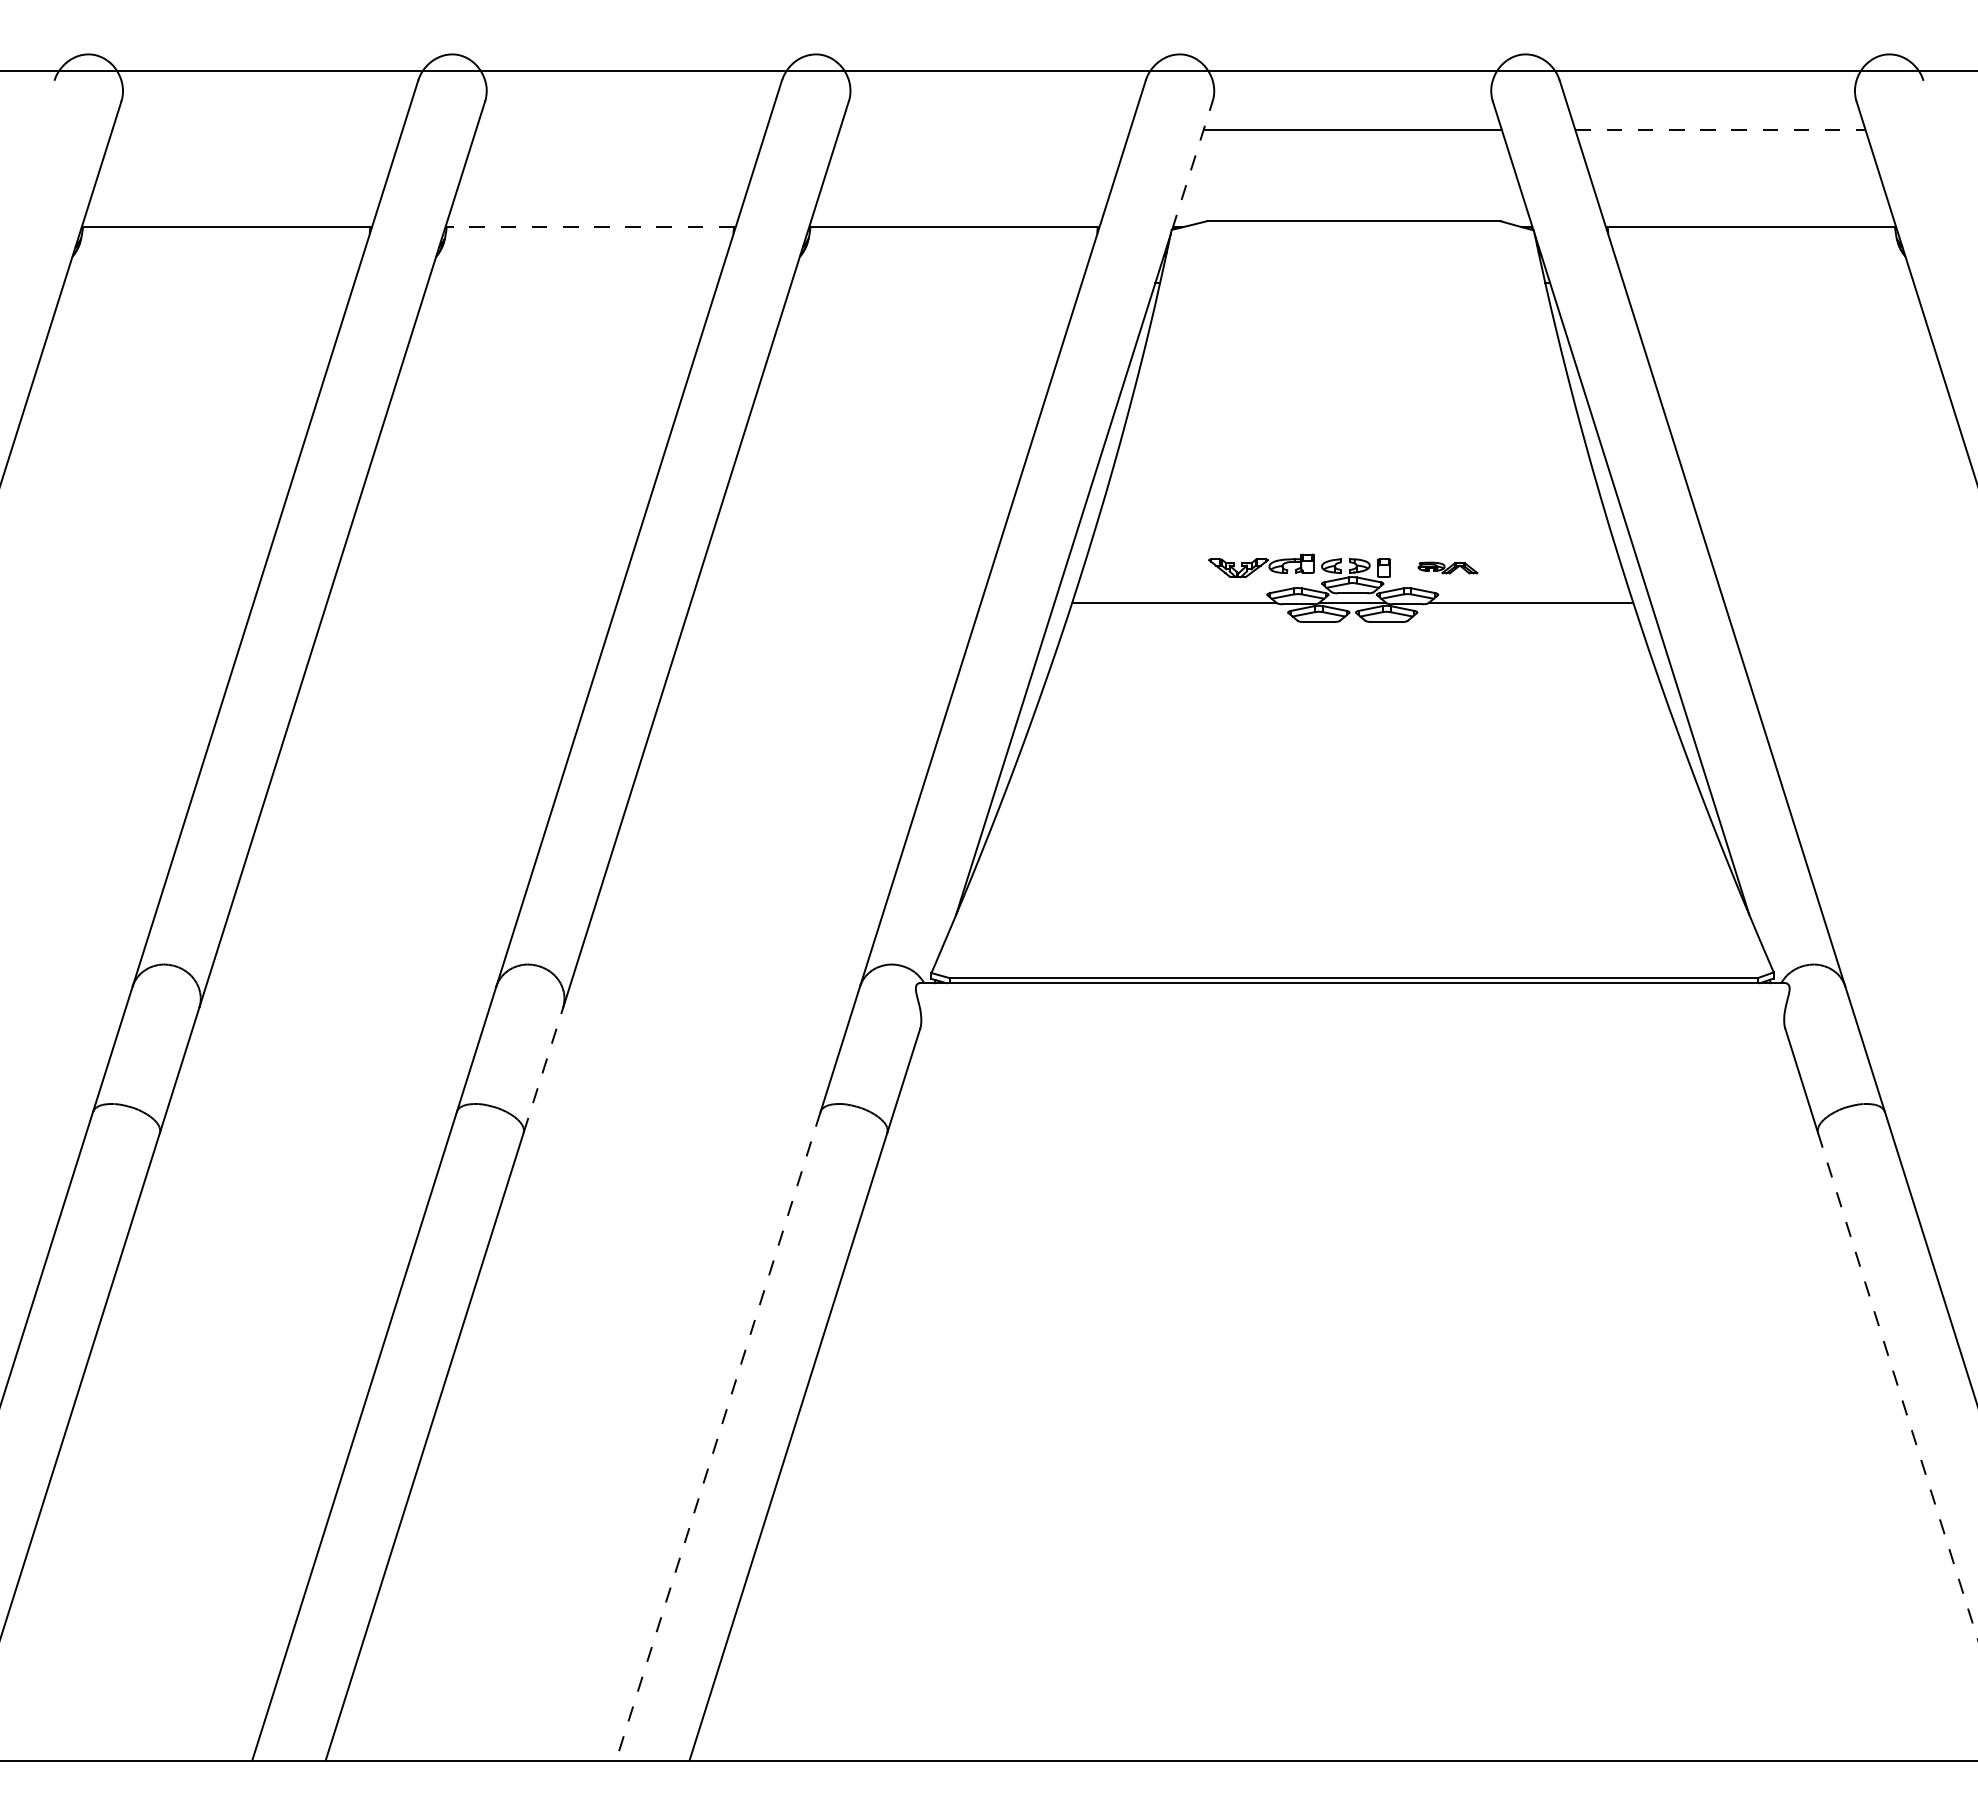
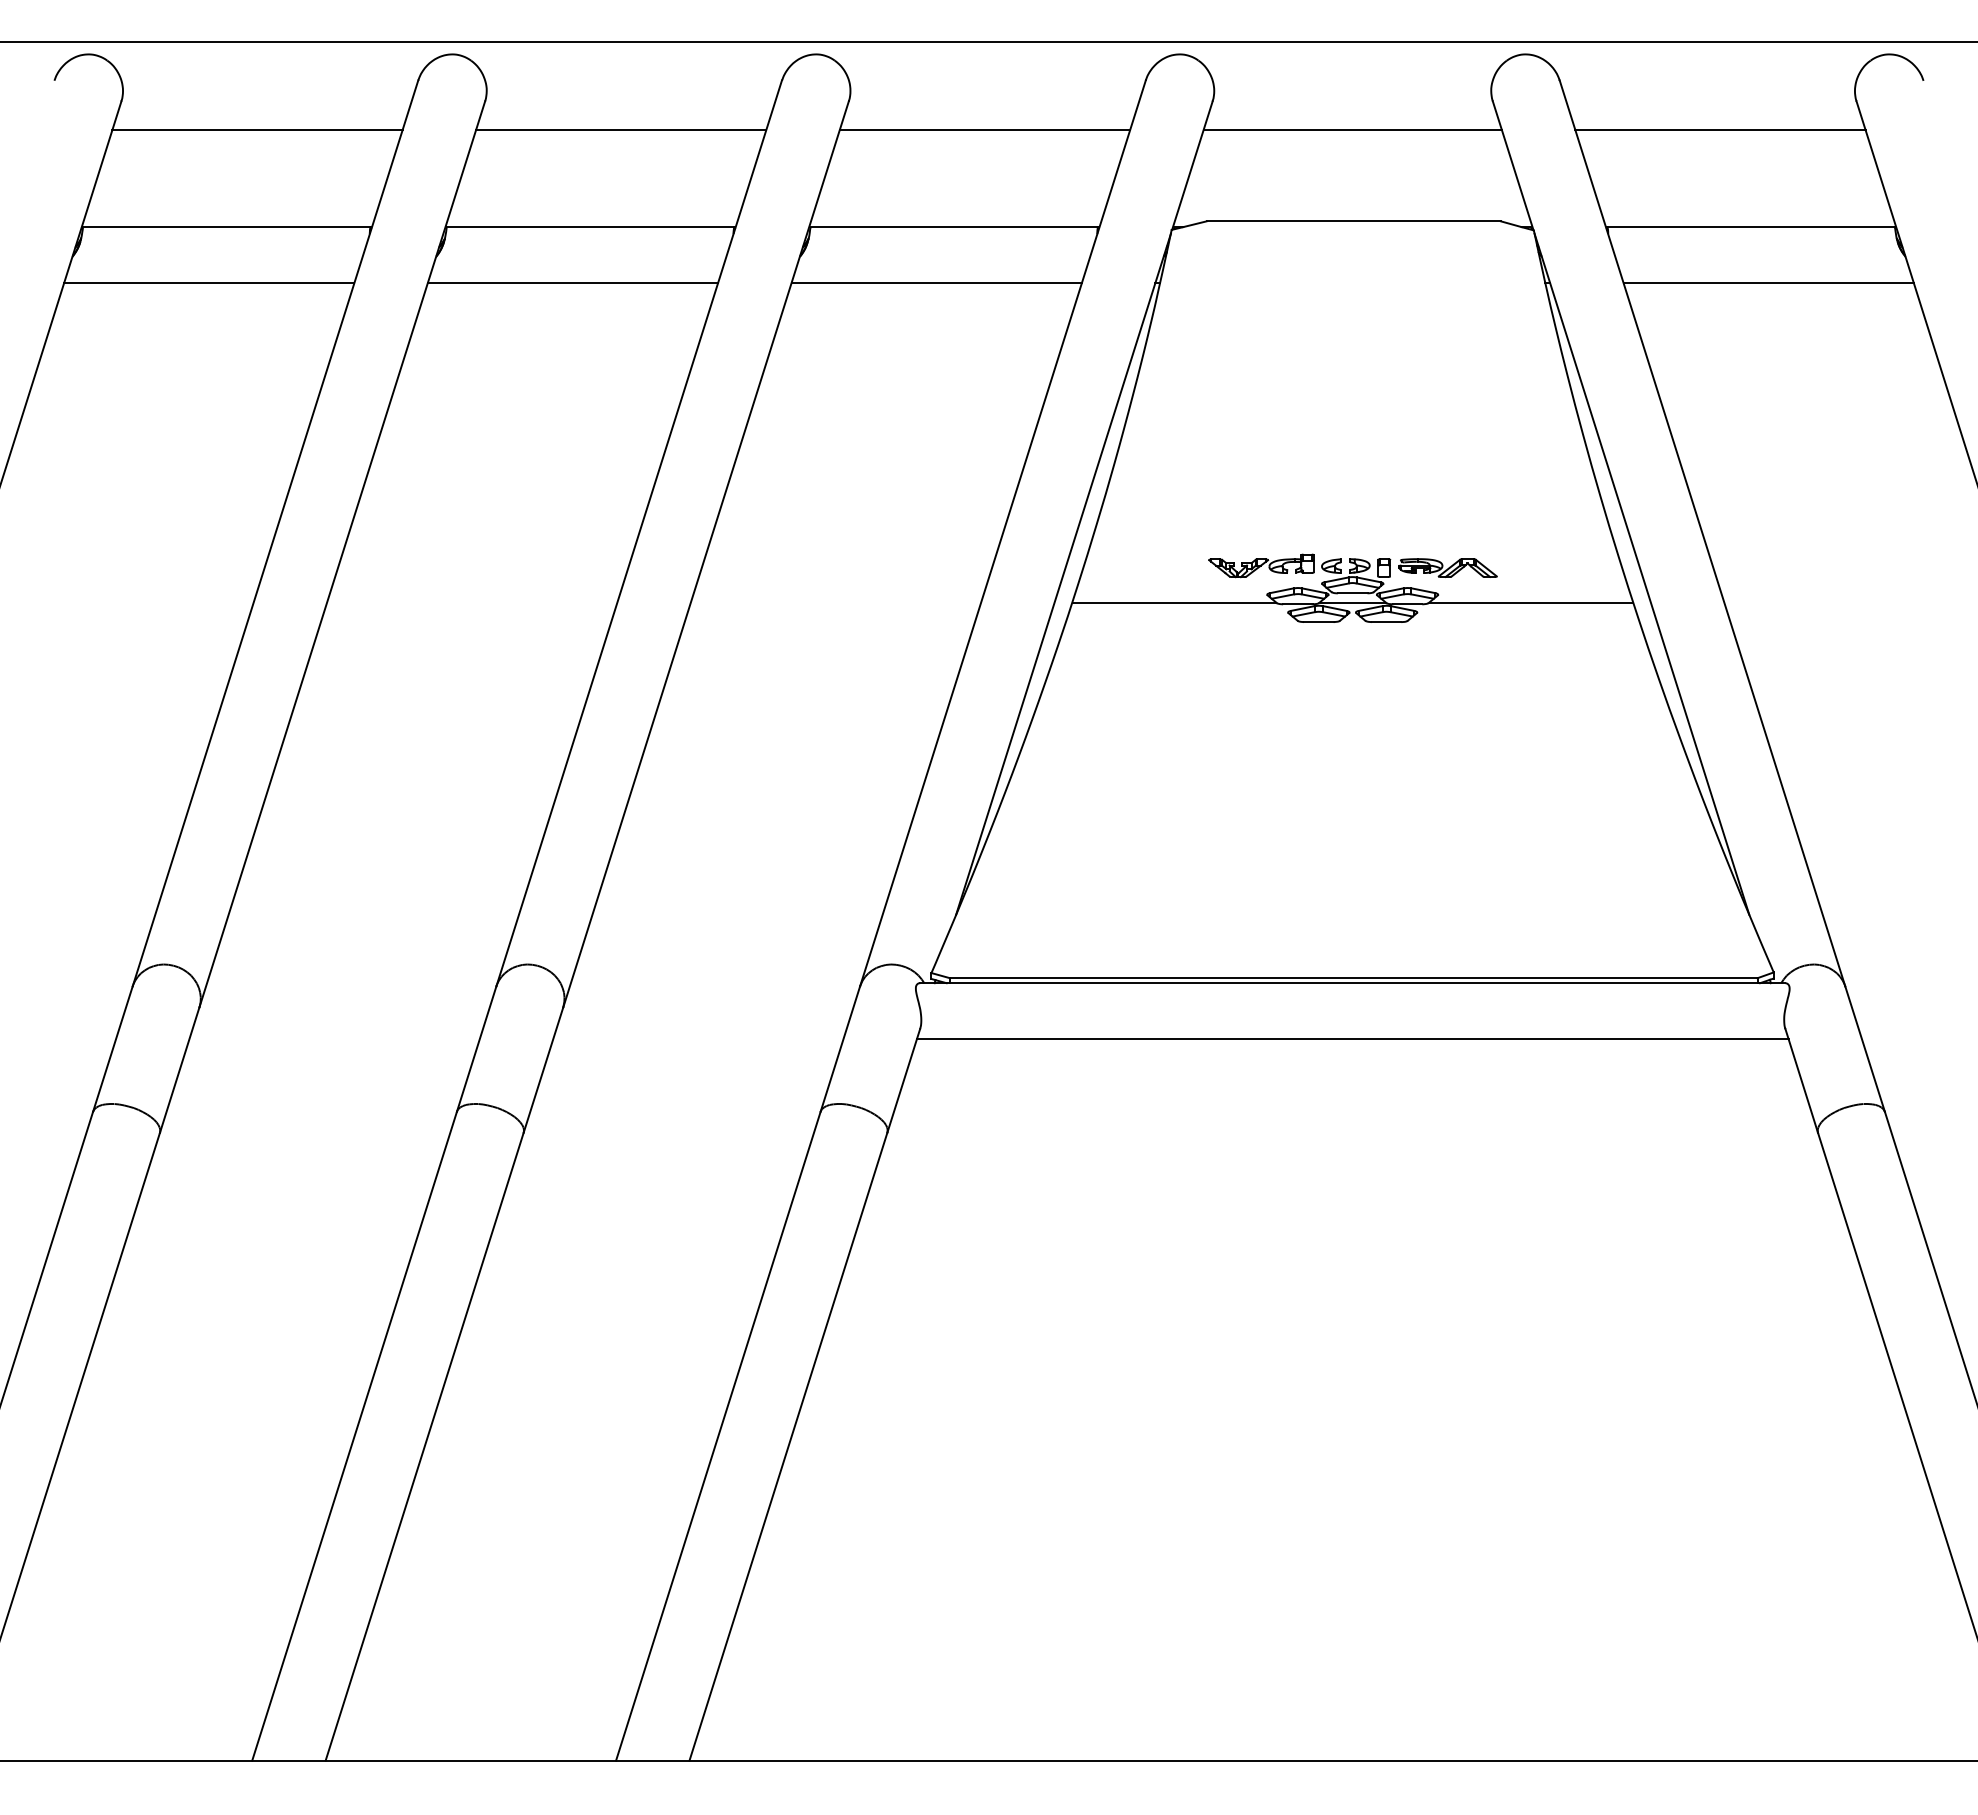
line position: (988, 71) -> (988, 42) (988, 42)
line: none -> present (257, 130)
line: none -> present (620, 130)
line: none -> present (984, 130)
line: dashed -> solid (1721, 130)
line: dashed -> solid (1192, 165)
line: dashed -> solid (590, 227)
line: none -> present (209, 282)
line: none -> present (572, 282)
line: none -> present (936, 282)
line: none -> present (1768, 282)
part size: 62x14 px -> 100x20 px (1447, 567)
line: none -> present (1352, 1039)
line: dashed -> solid (543, 1070)
line: dashed -> solid (1897, 1386)
line: dashed -> solid (718, 1436)
